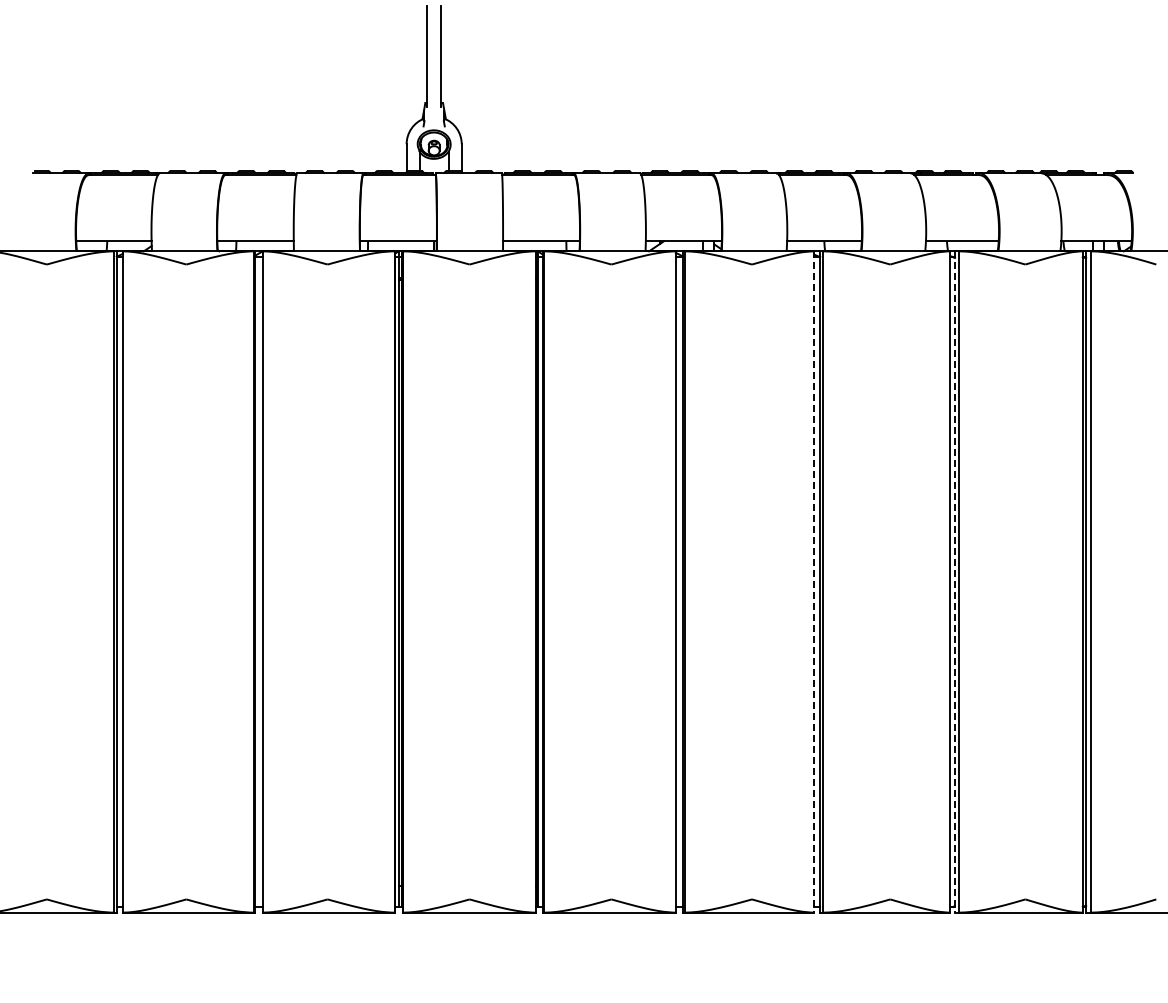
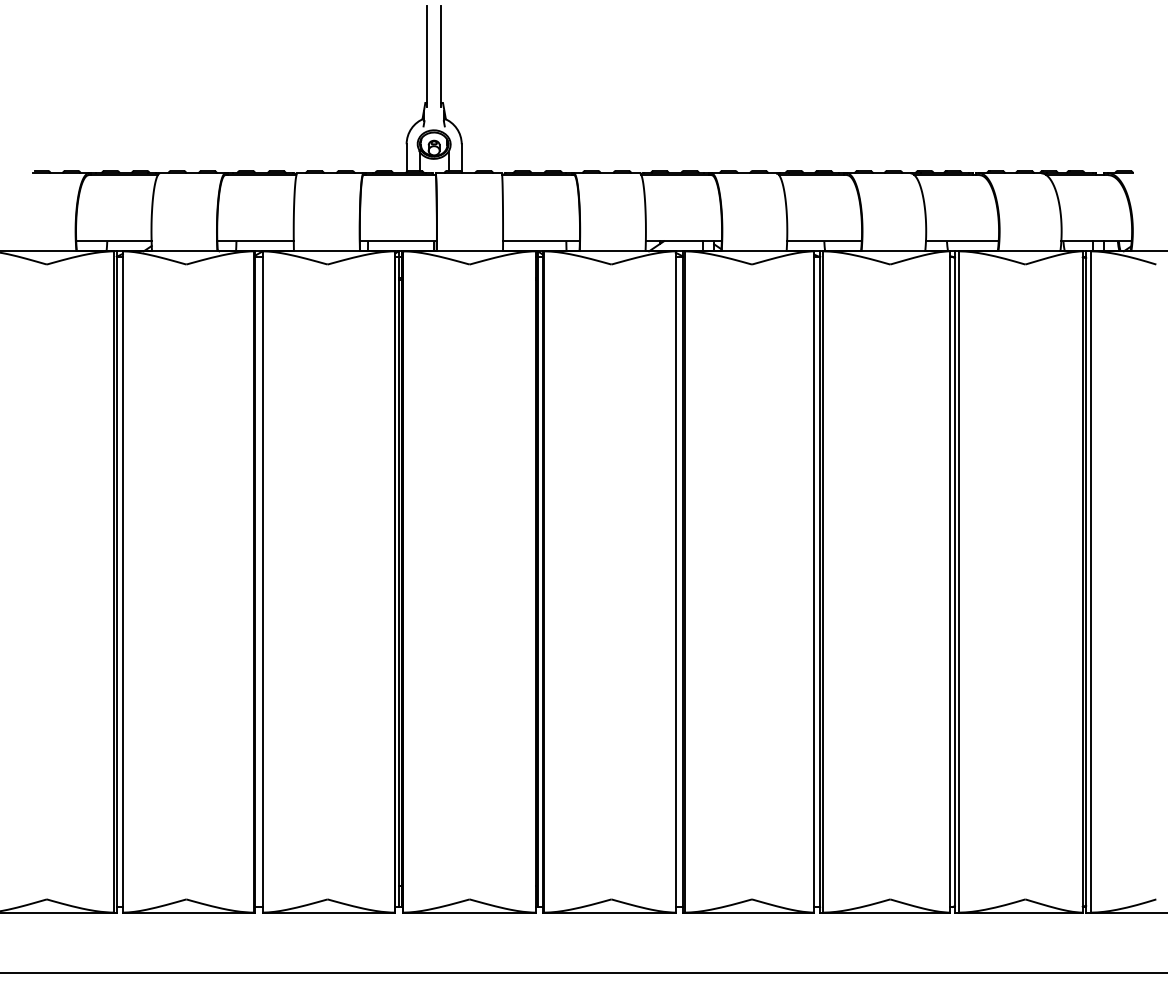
line: dashed -> solid (814, 582)
line: dashed -> solid (954, 582)
line: none -> present (583, 973)
